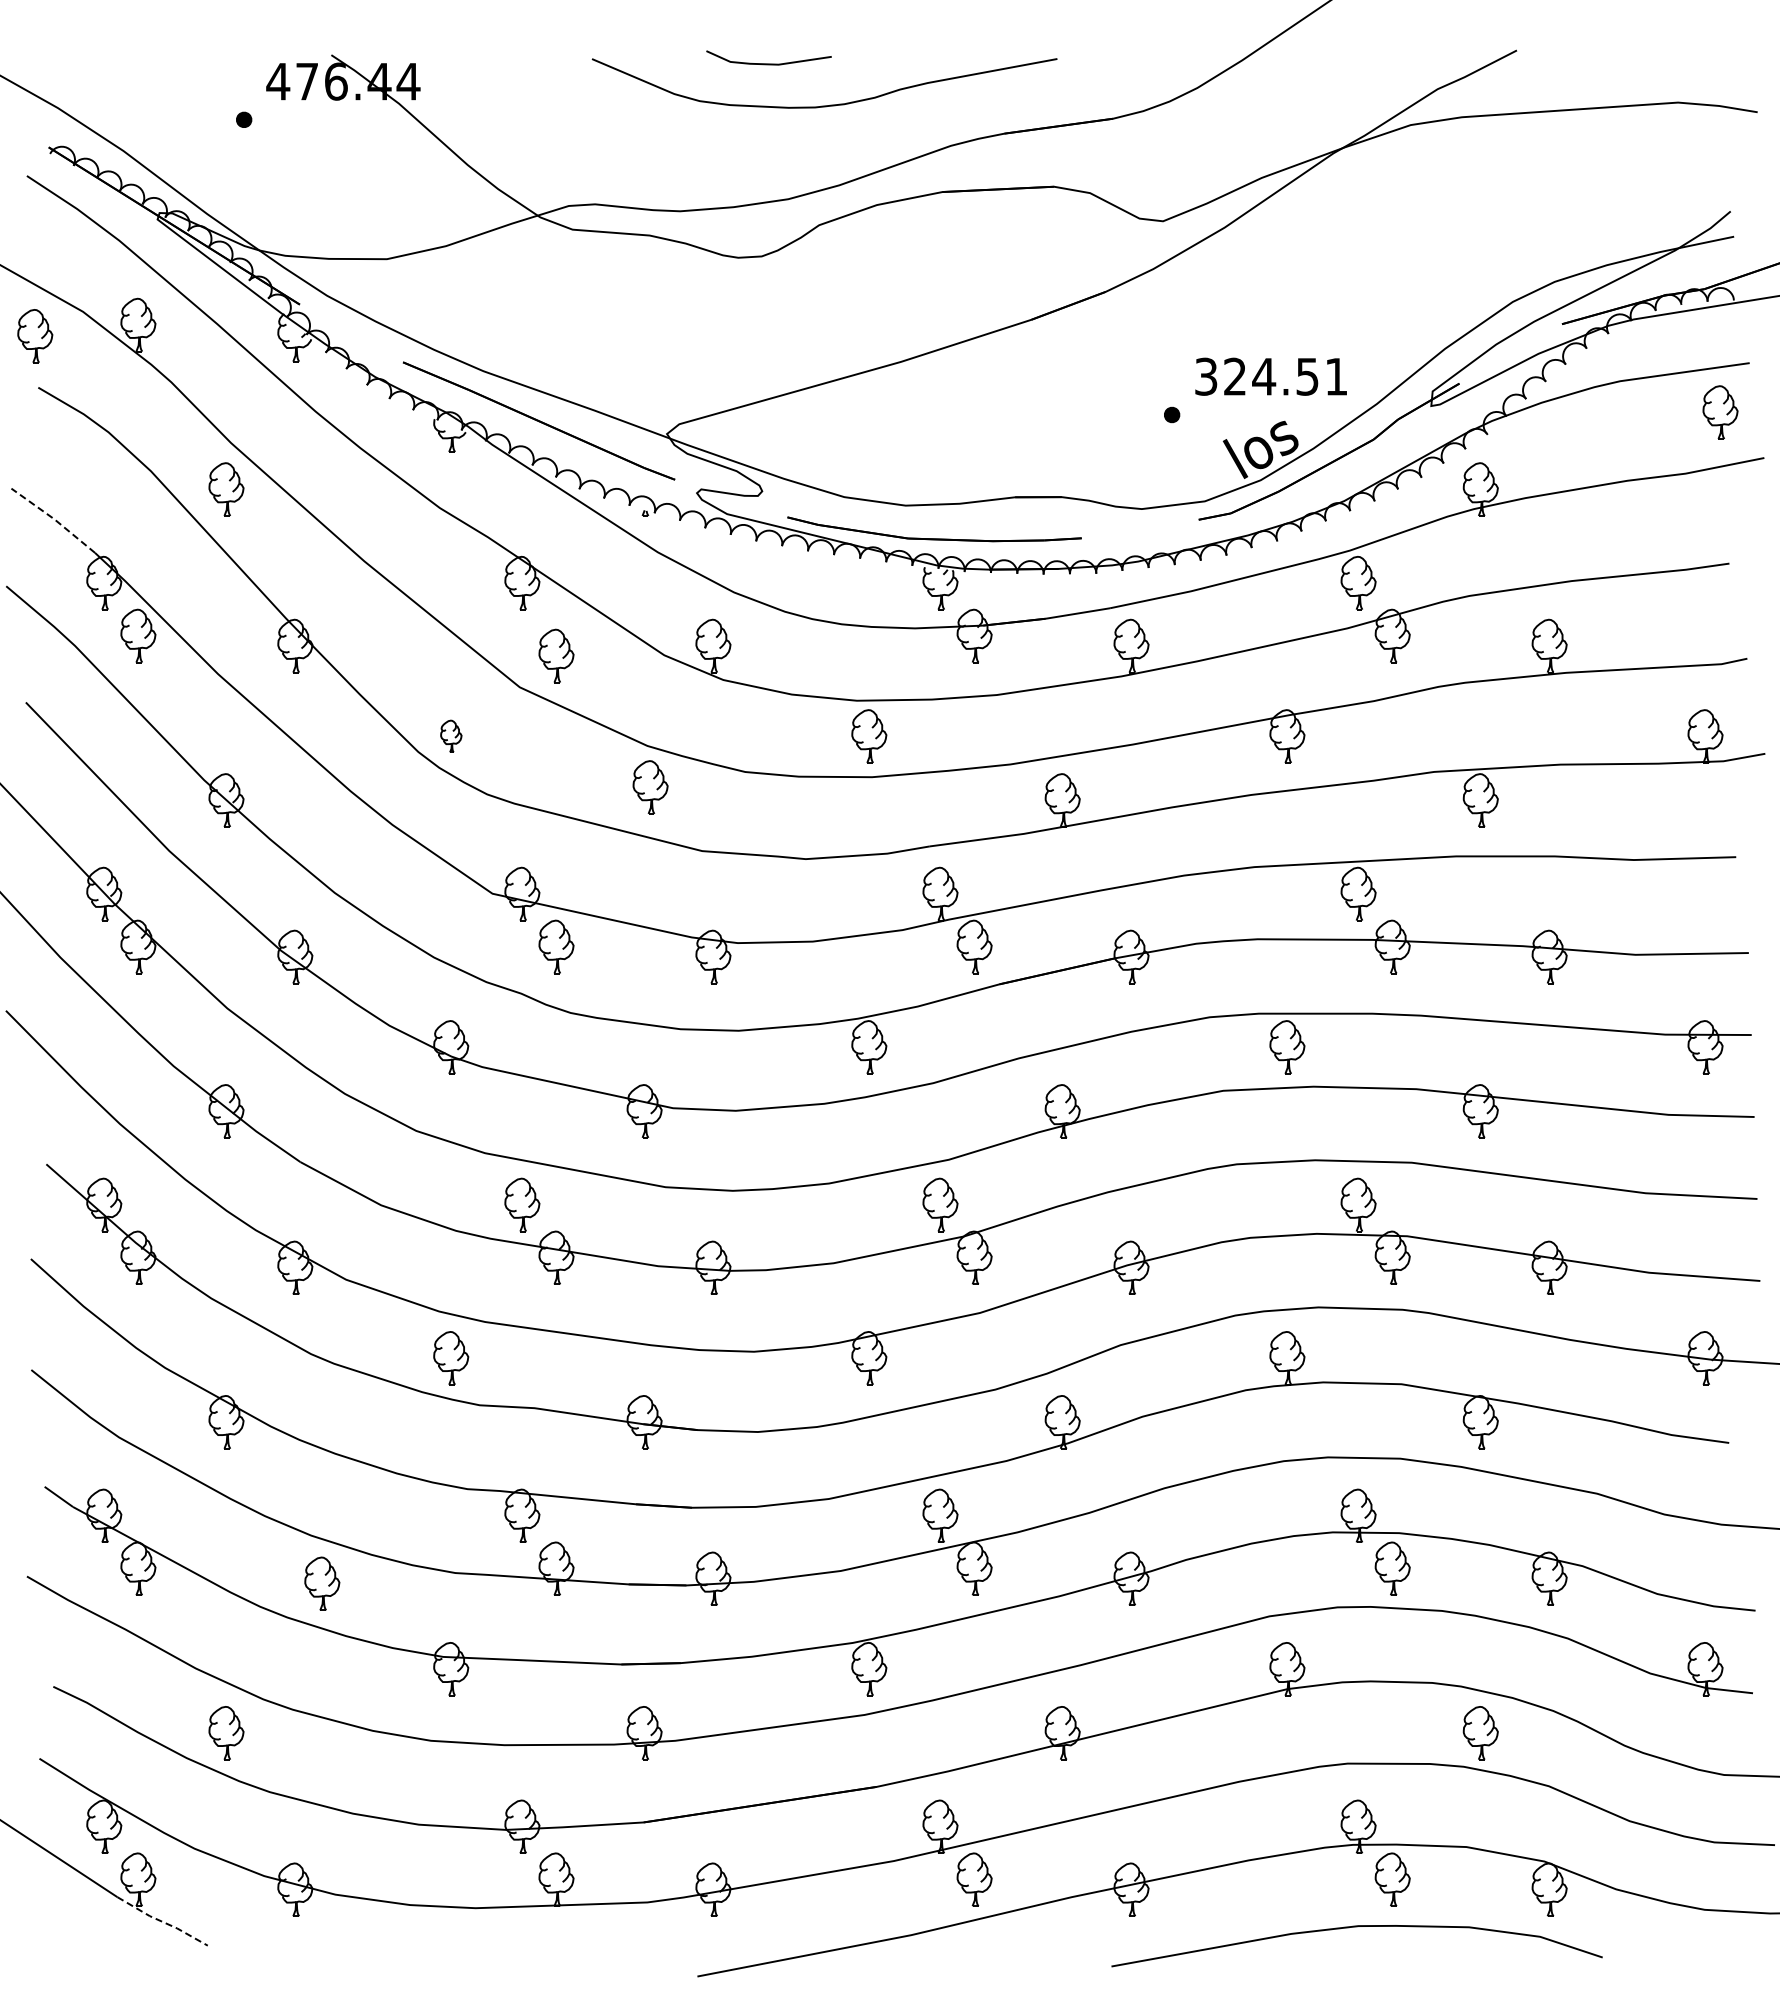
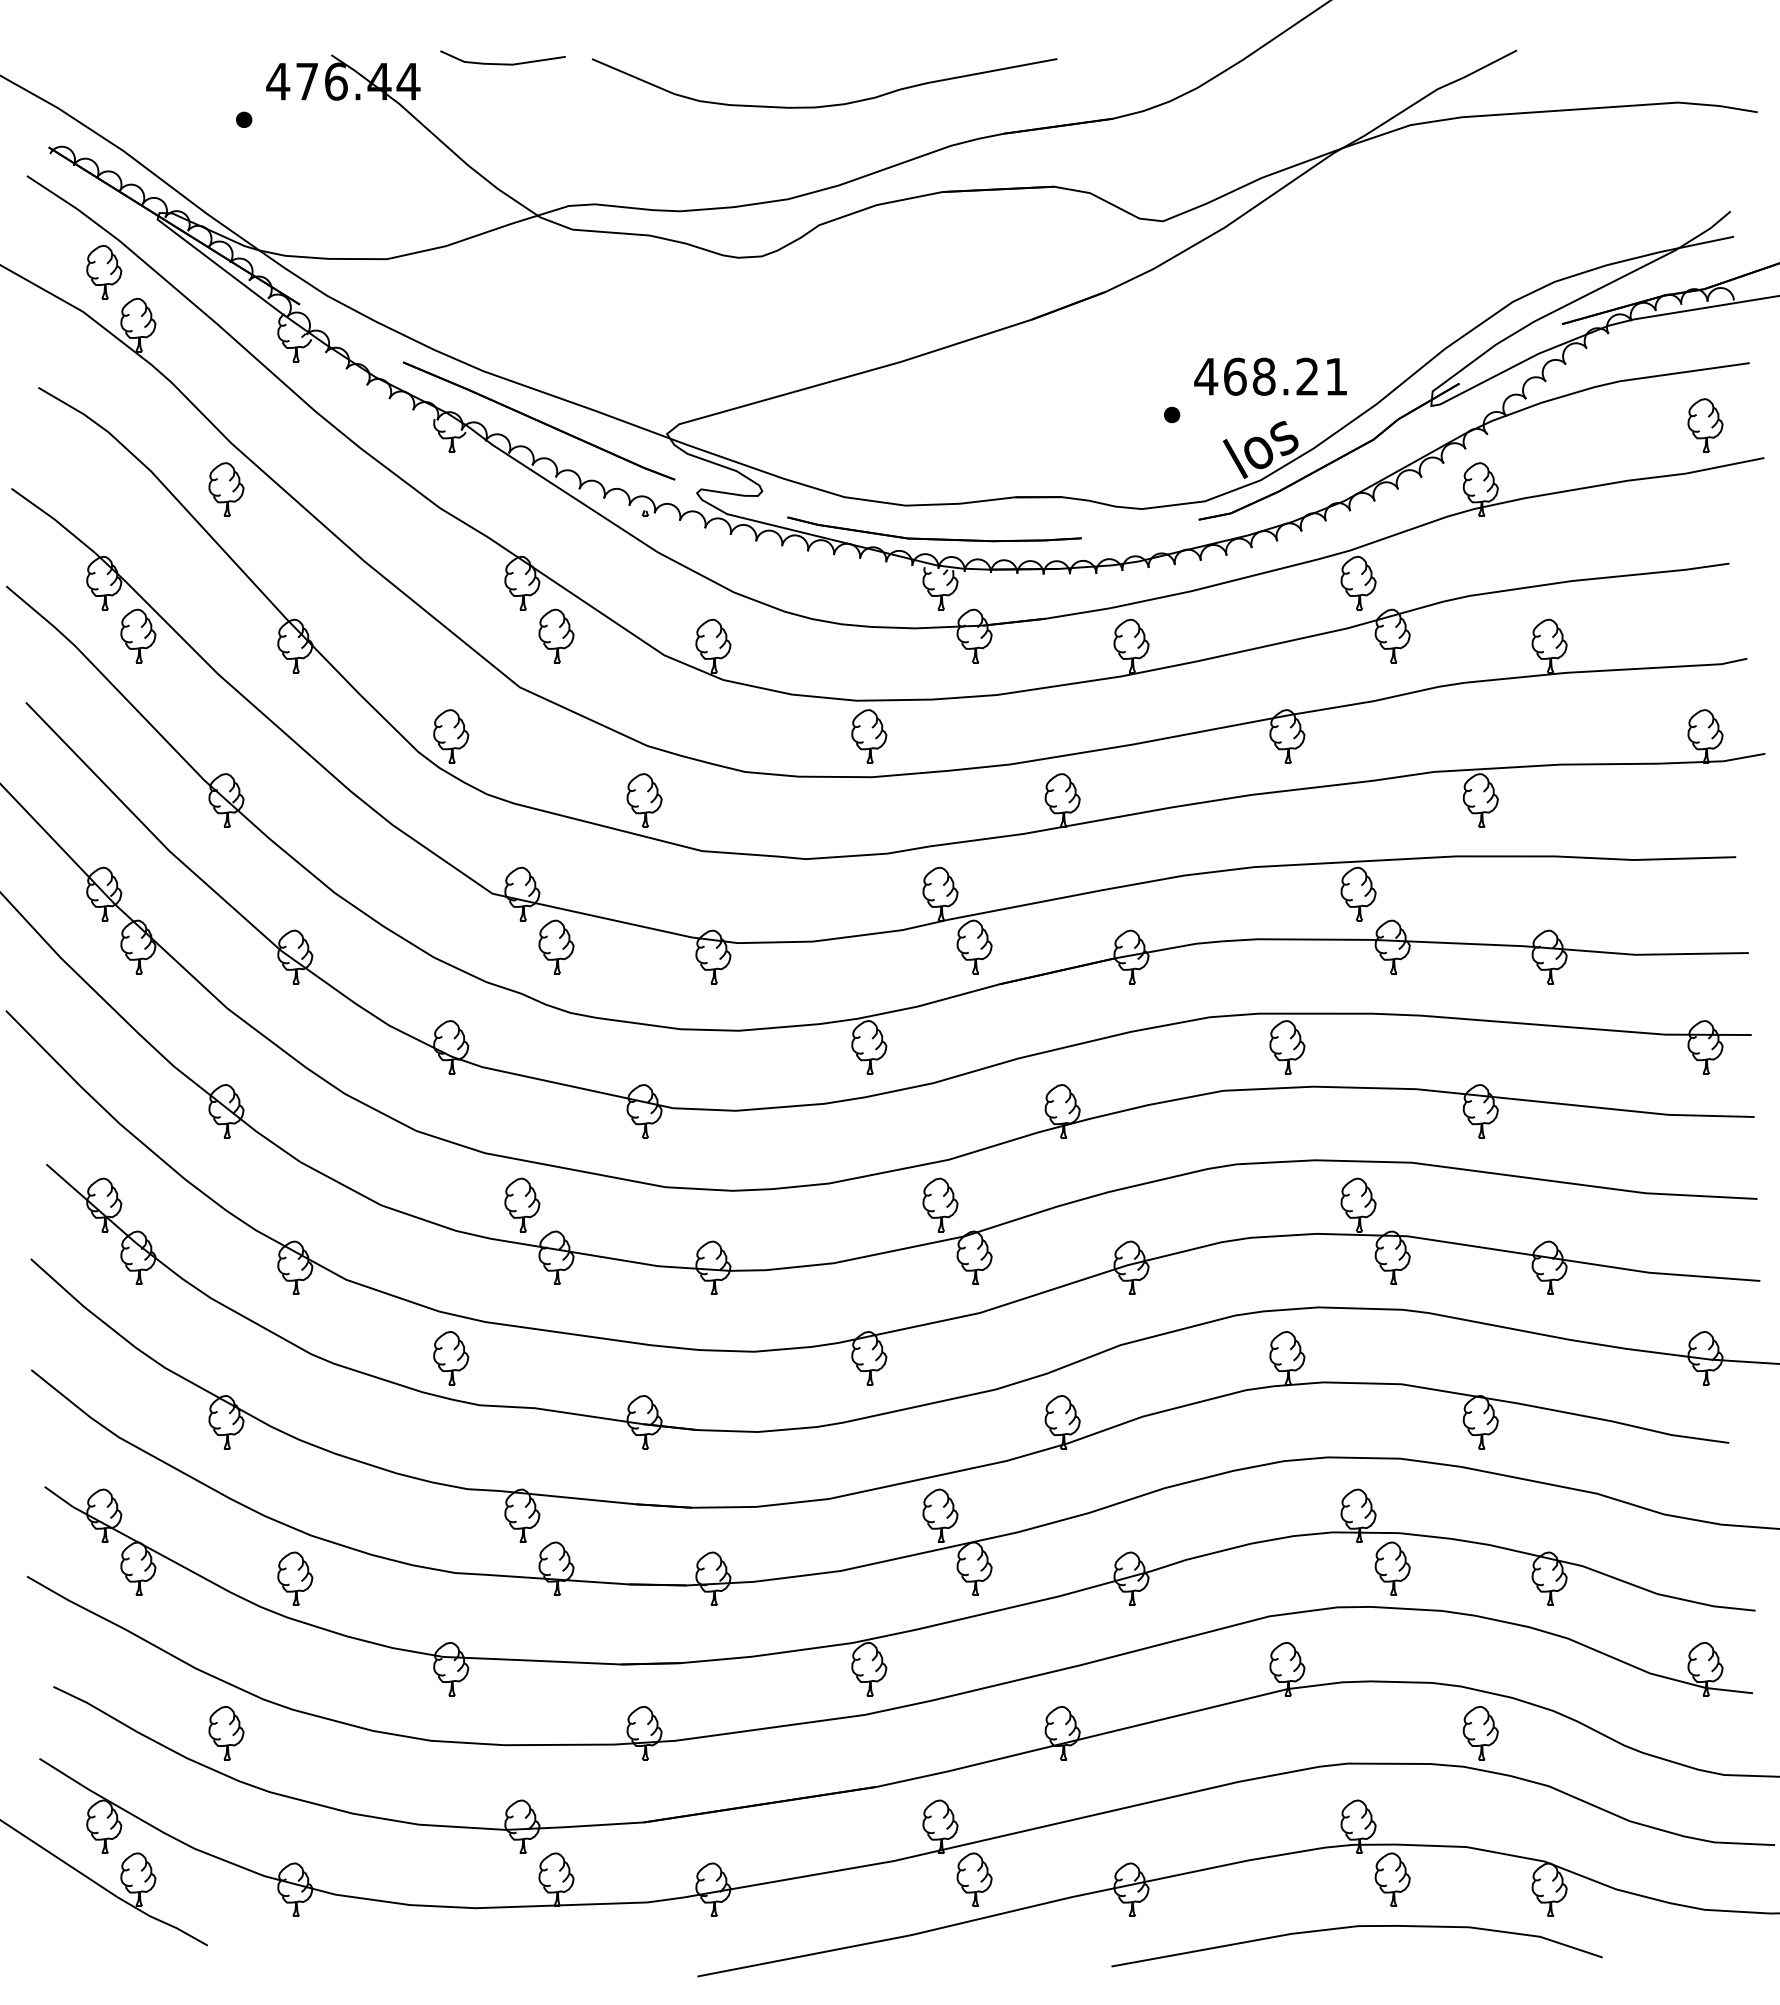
line position: (768, 63) -> (502, 63) (502, 63)
part position: (35, 336) -> (104, 272) (104, 272)
text: 324.51 -> 468.21 (1256, 376)
part position: (1720, 412) -> (1705, 425) (1705, 425)
line: dashed -> solid (54, 519)
part position: (556, 655) -> (556, 635) (556, 635)
part size: 23x34 px -> 37x55 px (451, 736)
part position: (650, 787) -> (644, 800) (644, 800)
part position: (322, 1583) -> (295, 1578) (295, 1578)
line: dashed -> solid (162, 1921)
